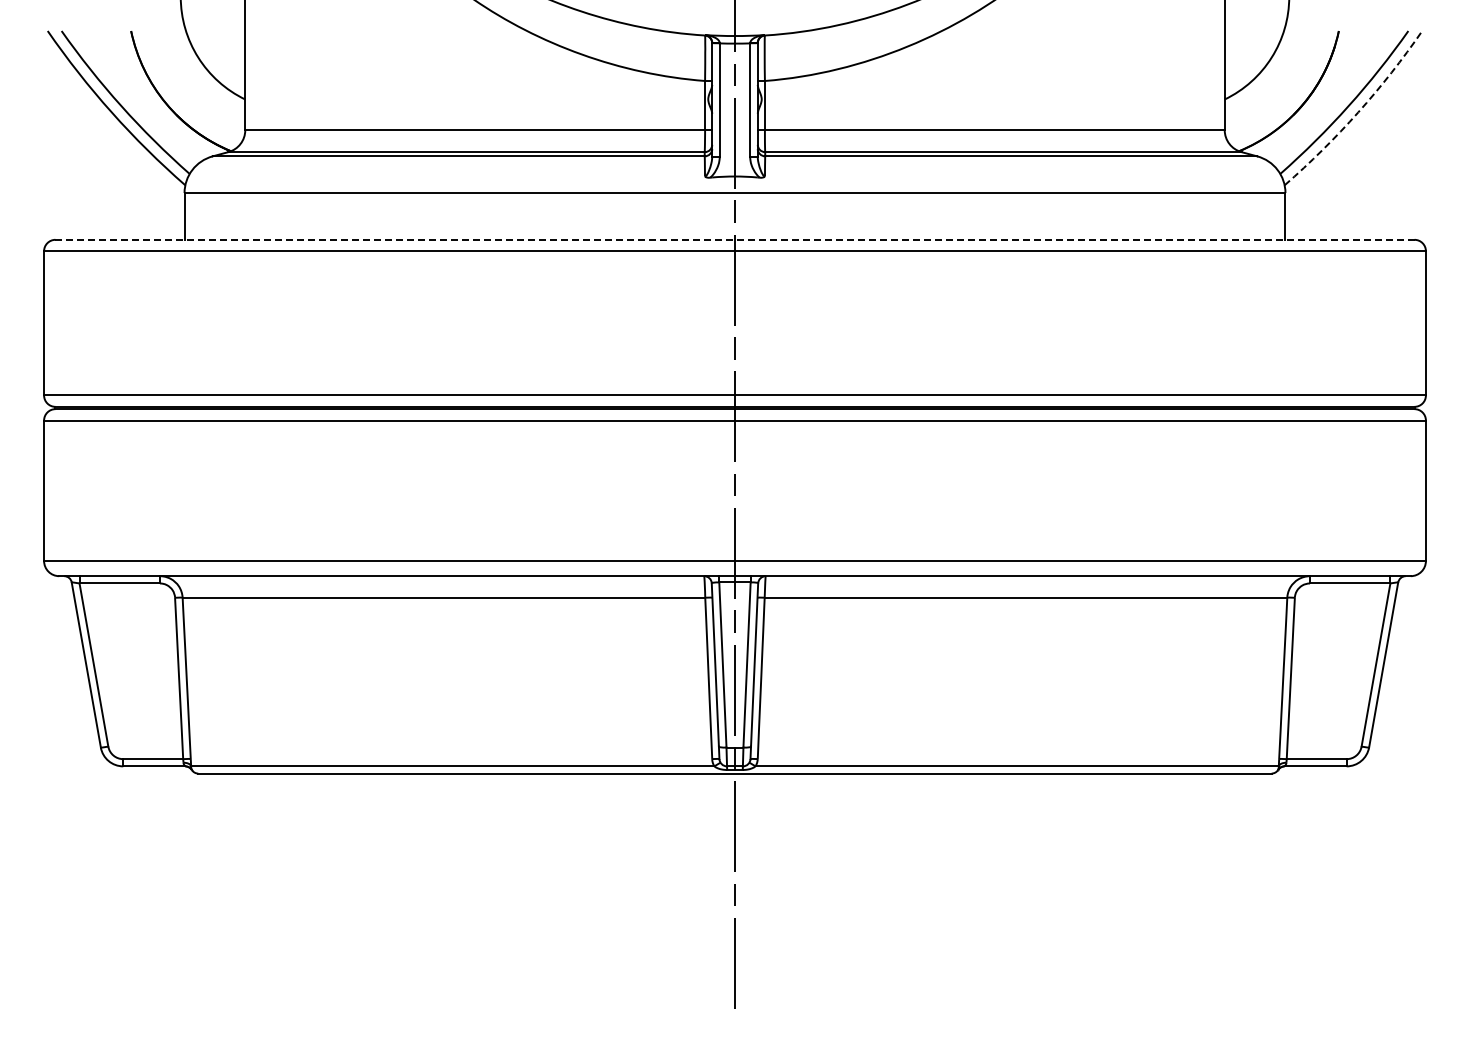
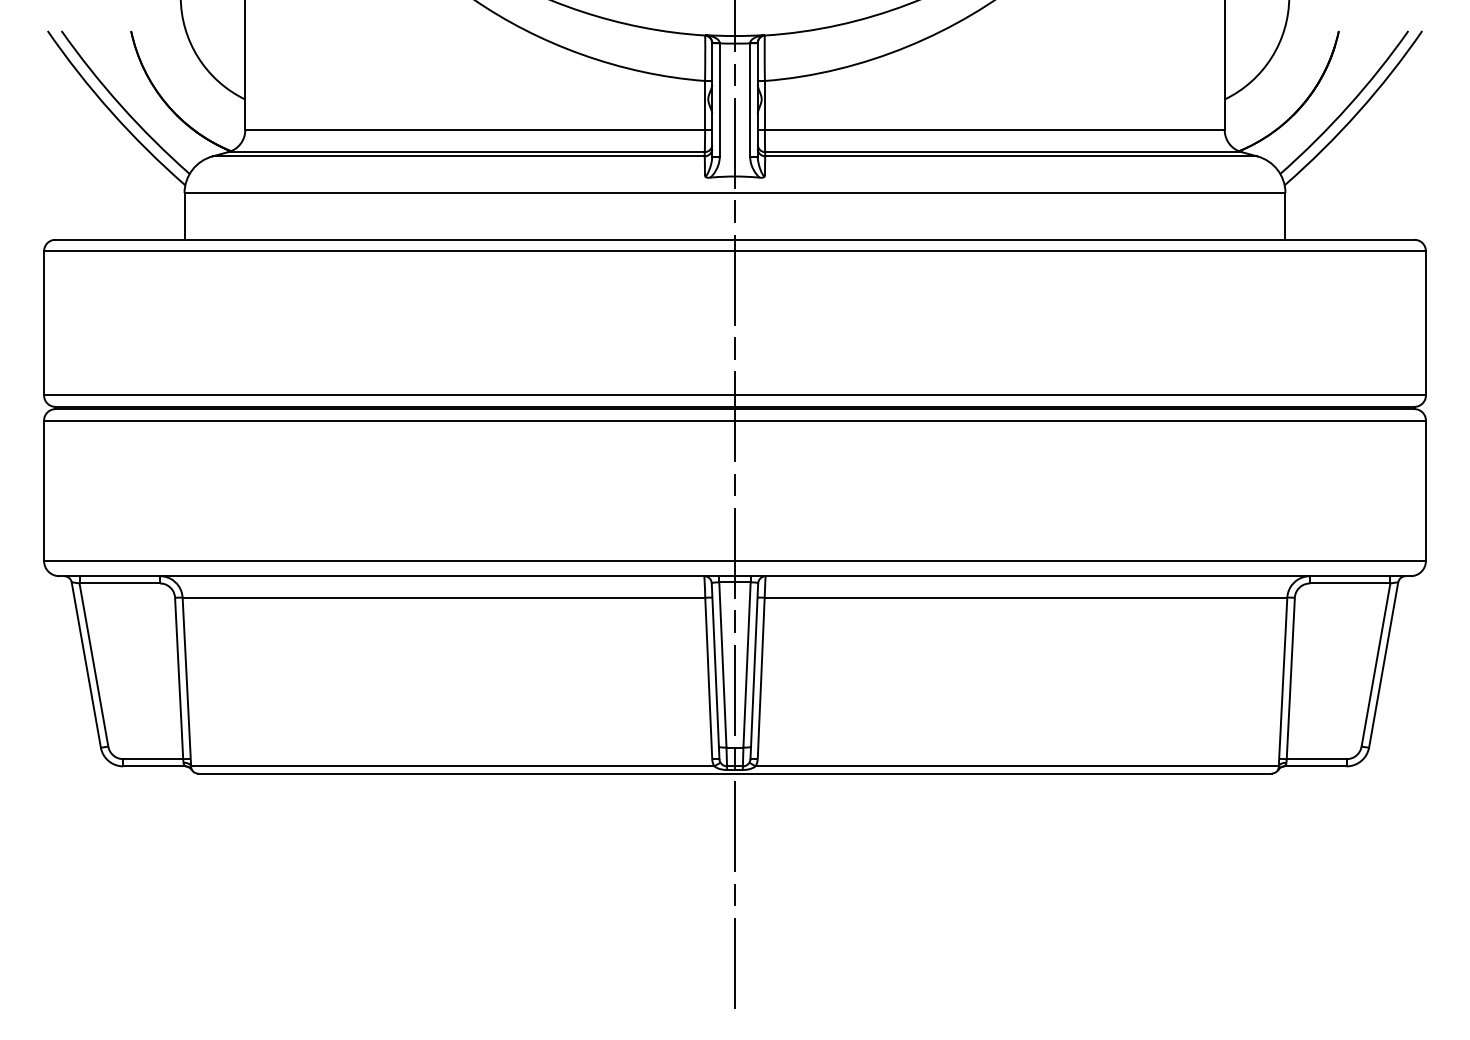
arc: dashed -> solid (1358, 112)
line: dashed -> solid (735, 239)
